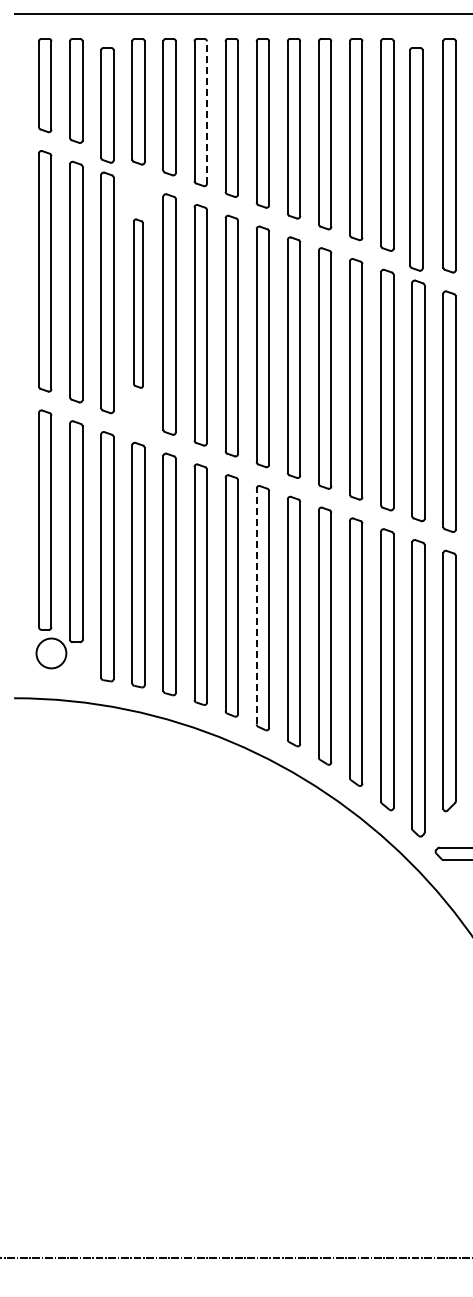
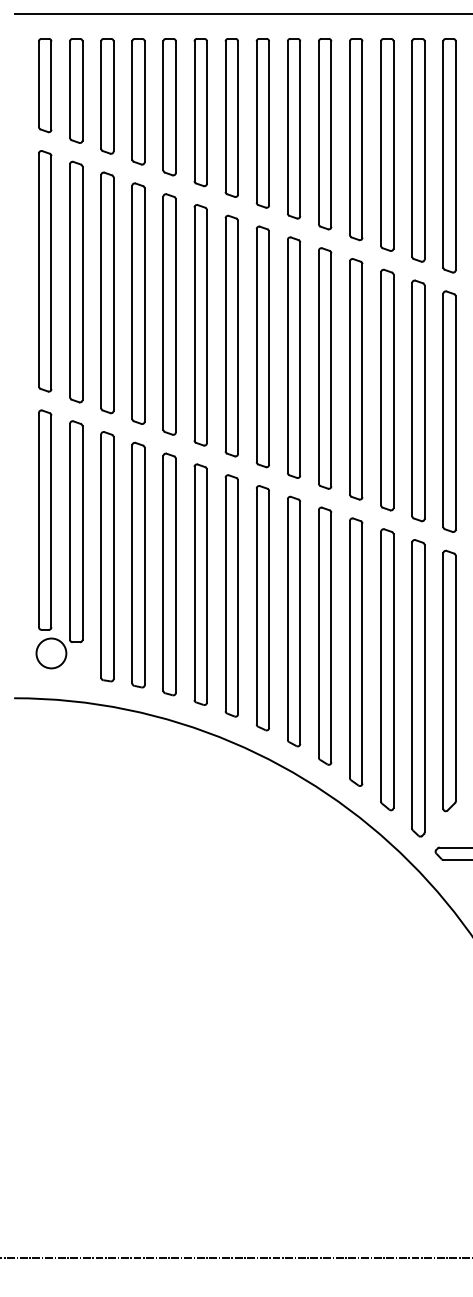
part position: (107, 105) -> (107, 96) (107, 96)
line: dashed -> solid (206, 112)
part position: (416, 159) -> (418, 150) (418, 150)
part size: 11x171 px -> 15x243 px (138, 303)
line: dashed -> solid (256, 606)
